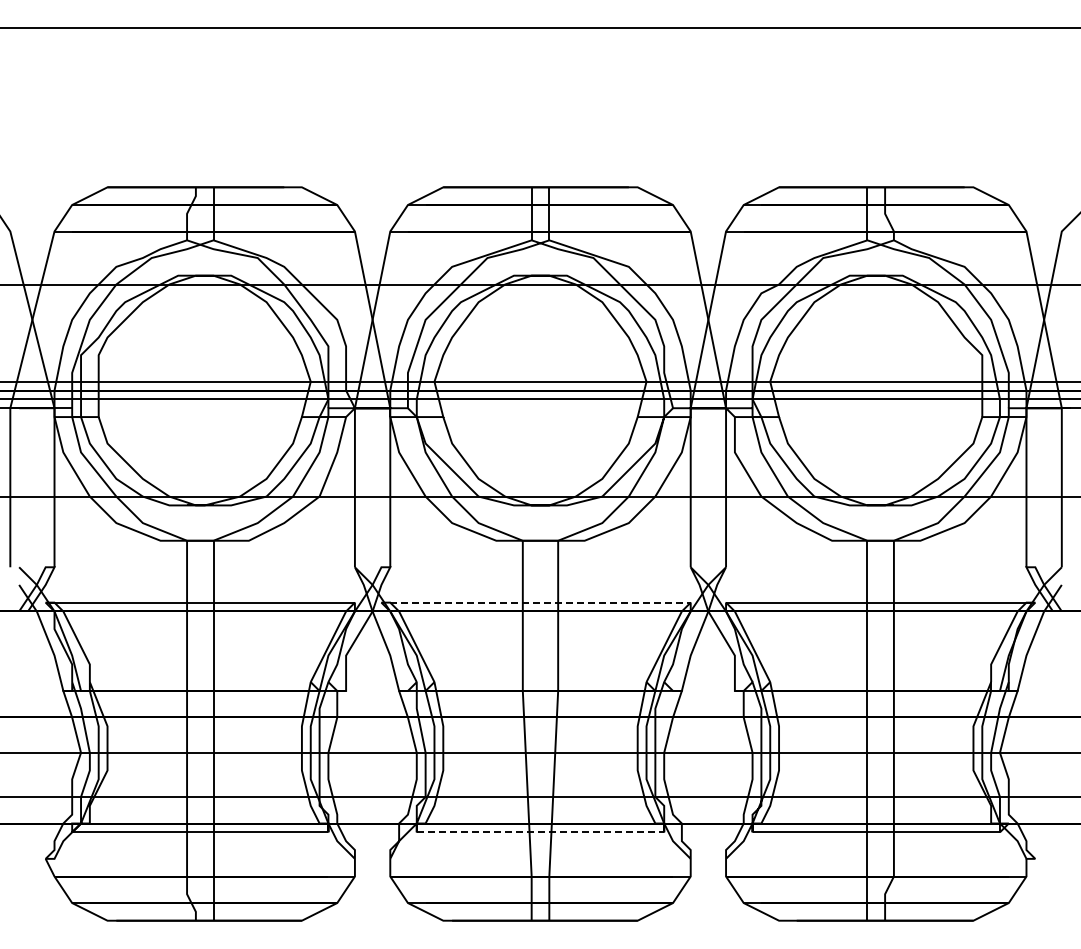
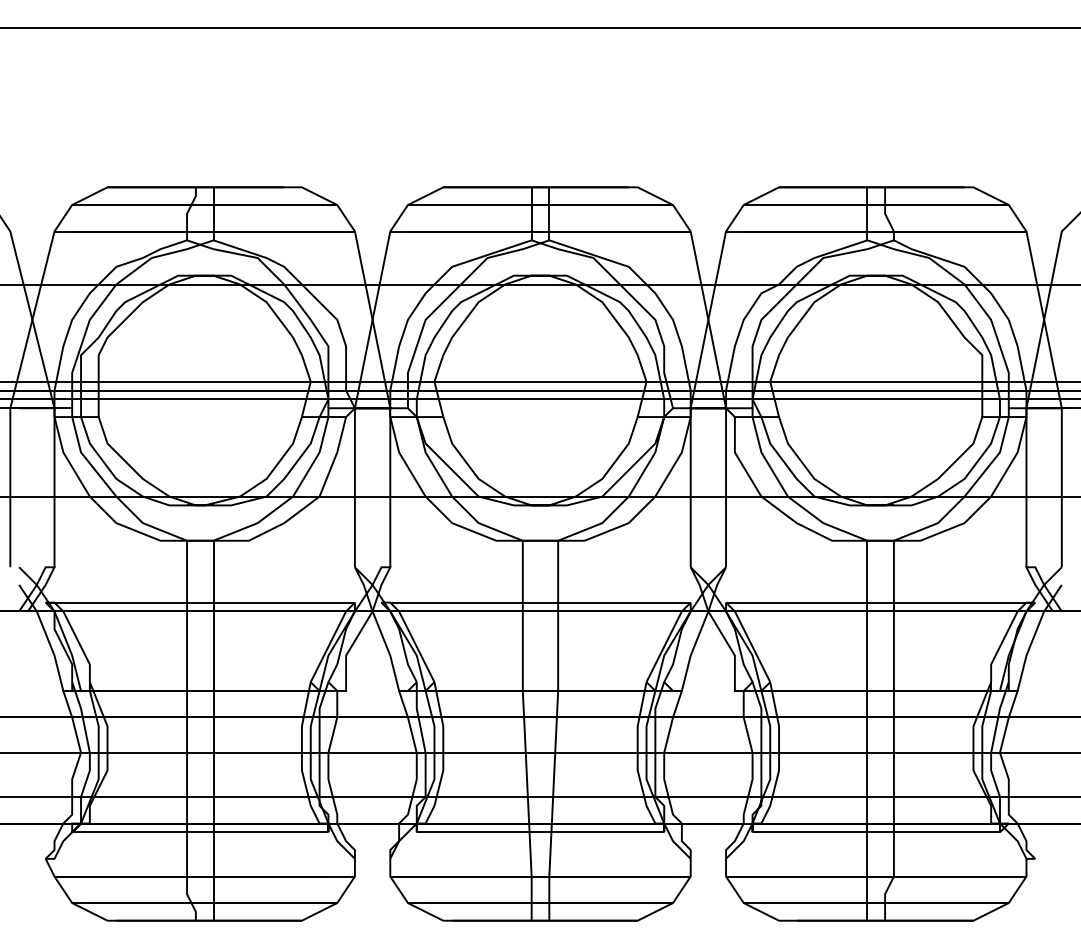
line: dashed -> solid (541, 602)
line: dashed -> solid (540, 832)
